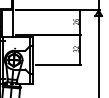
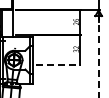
line: solid -> dashed (98, 56)
line: solid -> dashed (58, 64)
